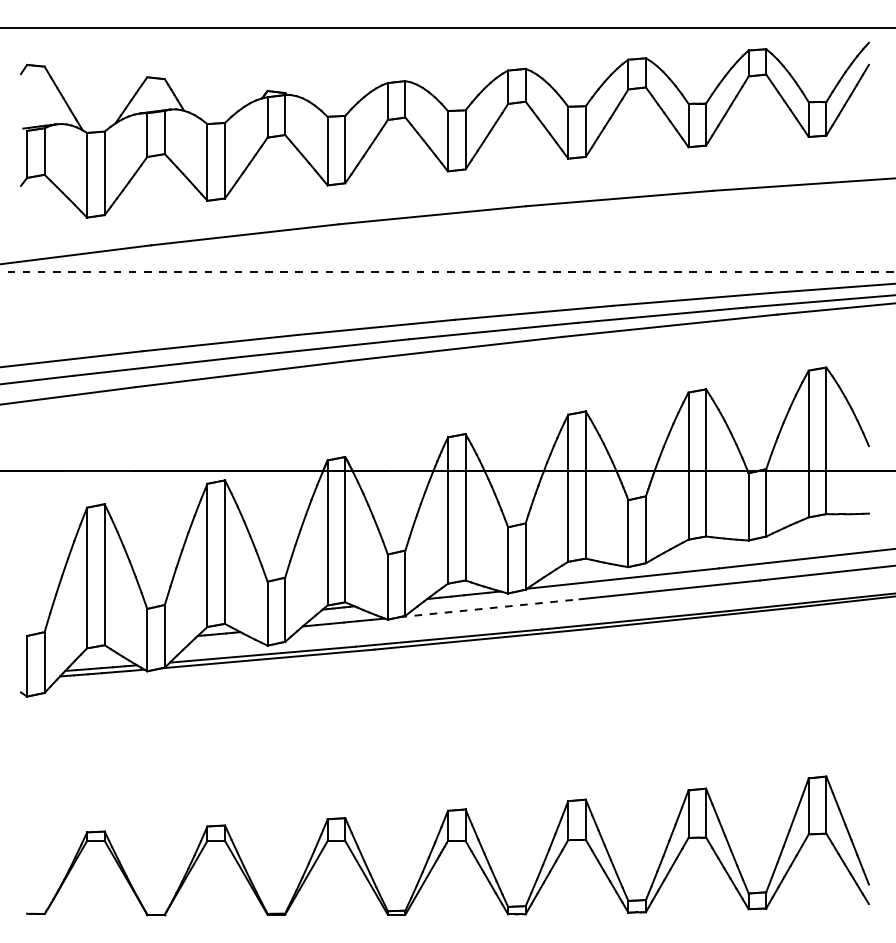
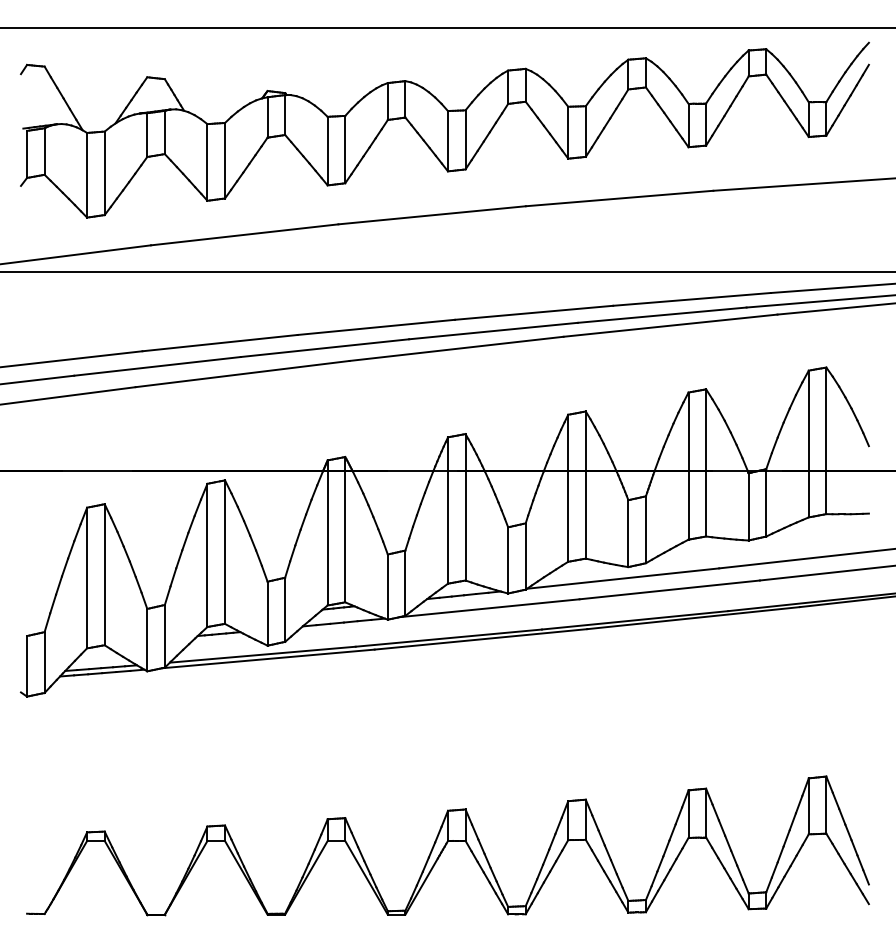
line: dashed -> solid (448, 272)
line: dashed -> solid (490, 608)
